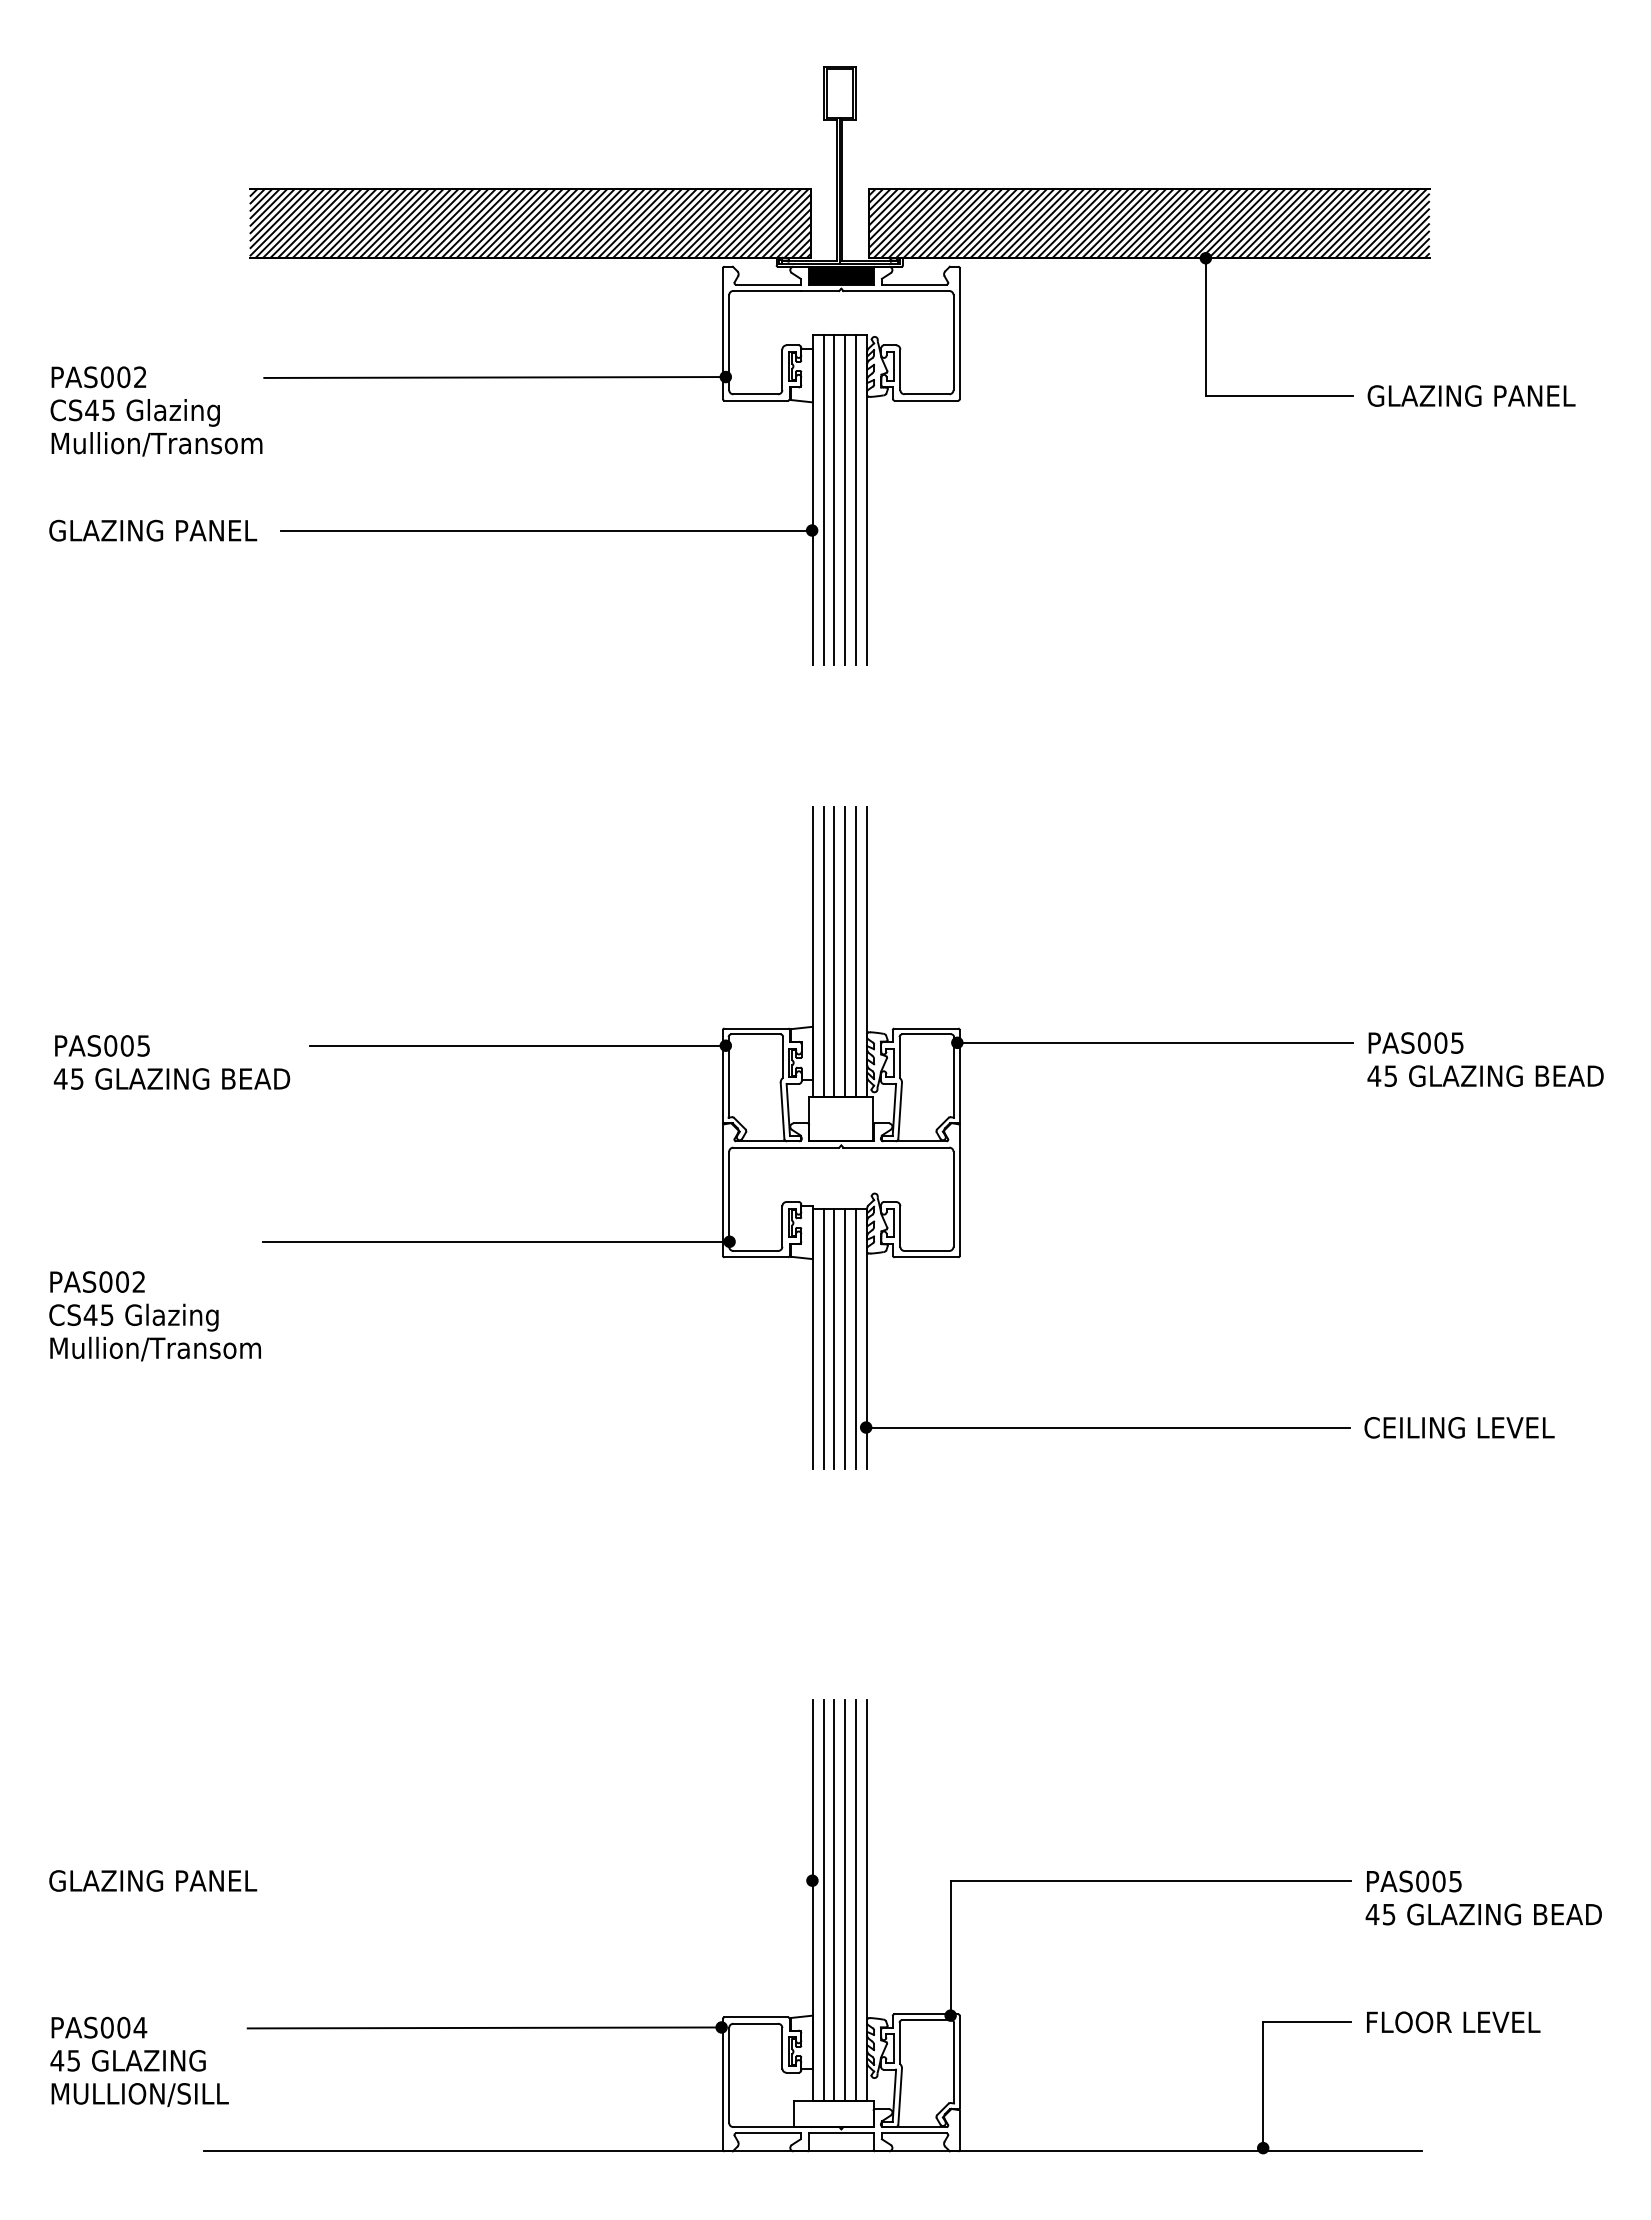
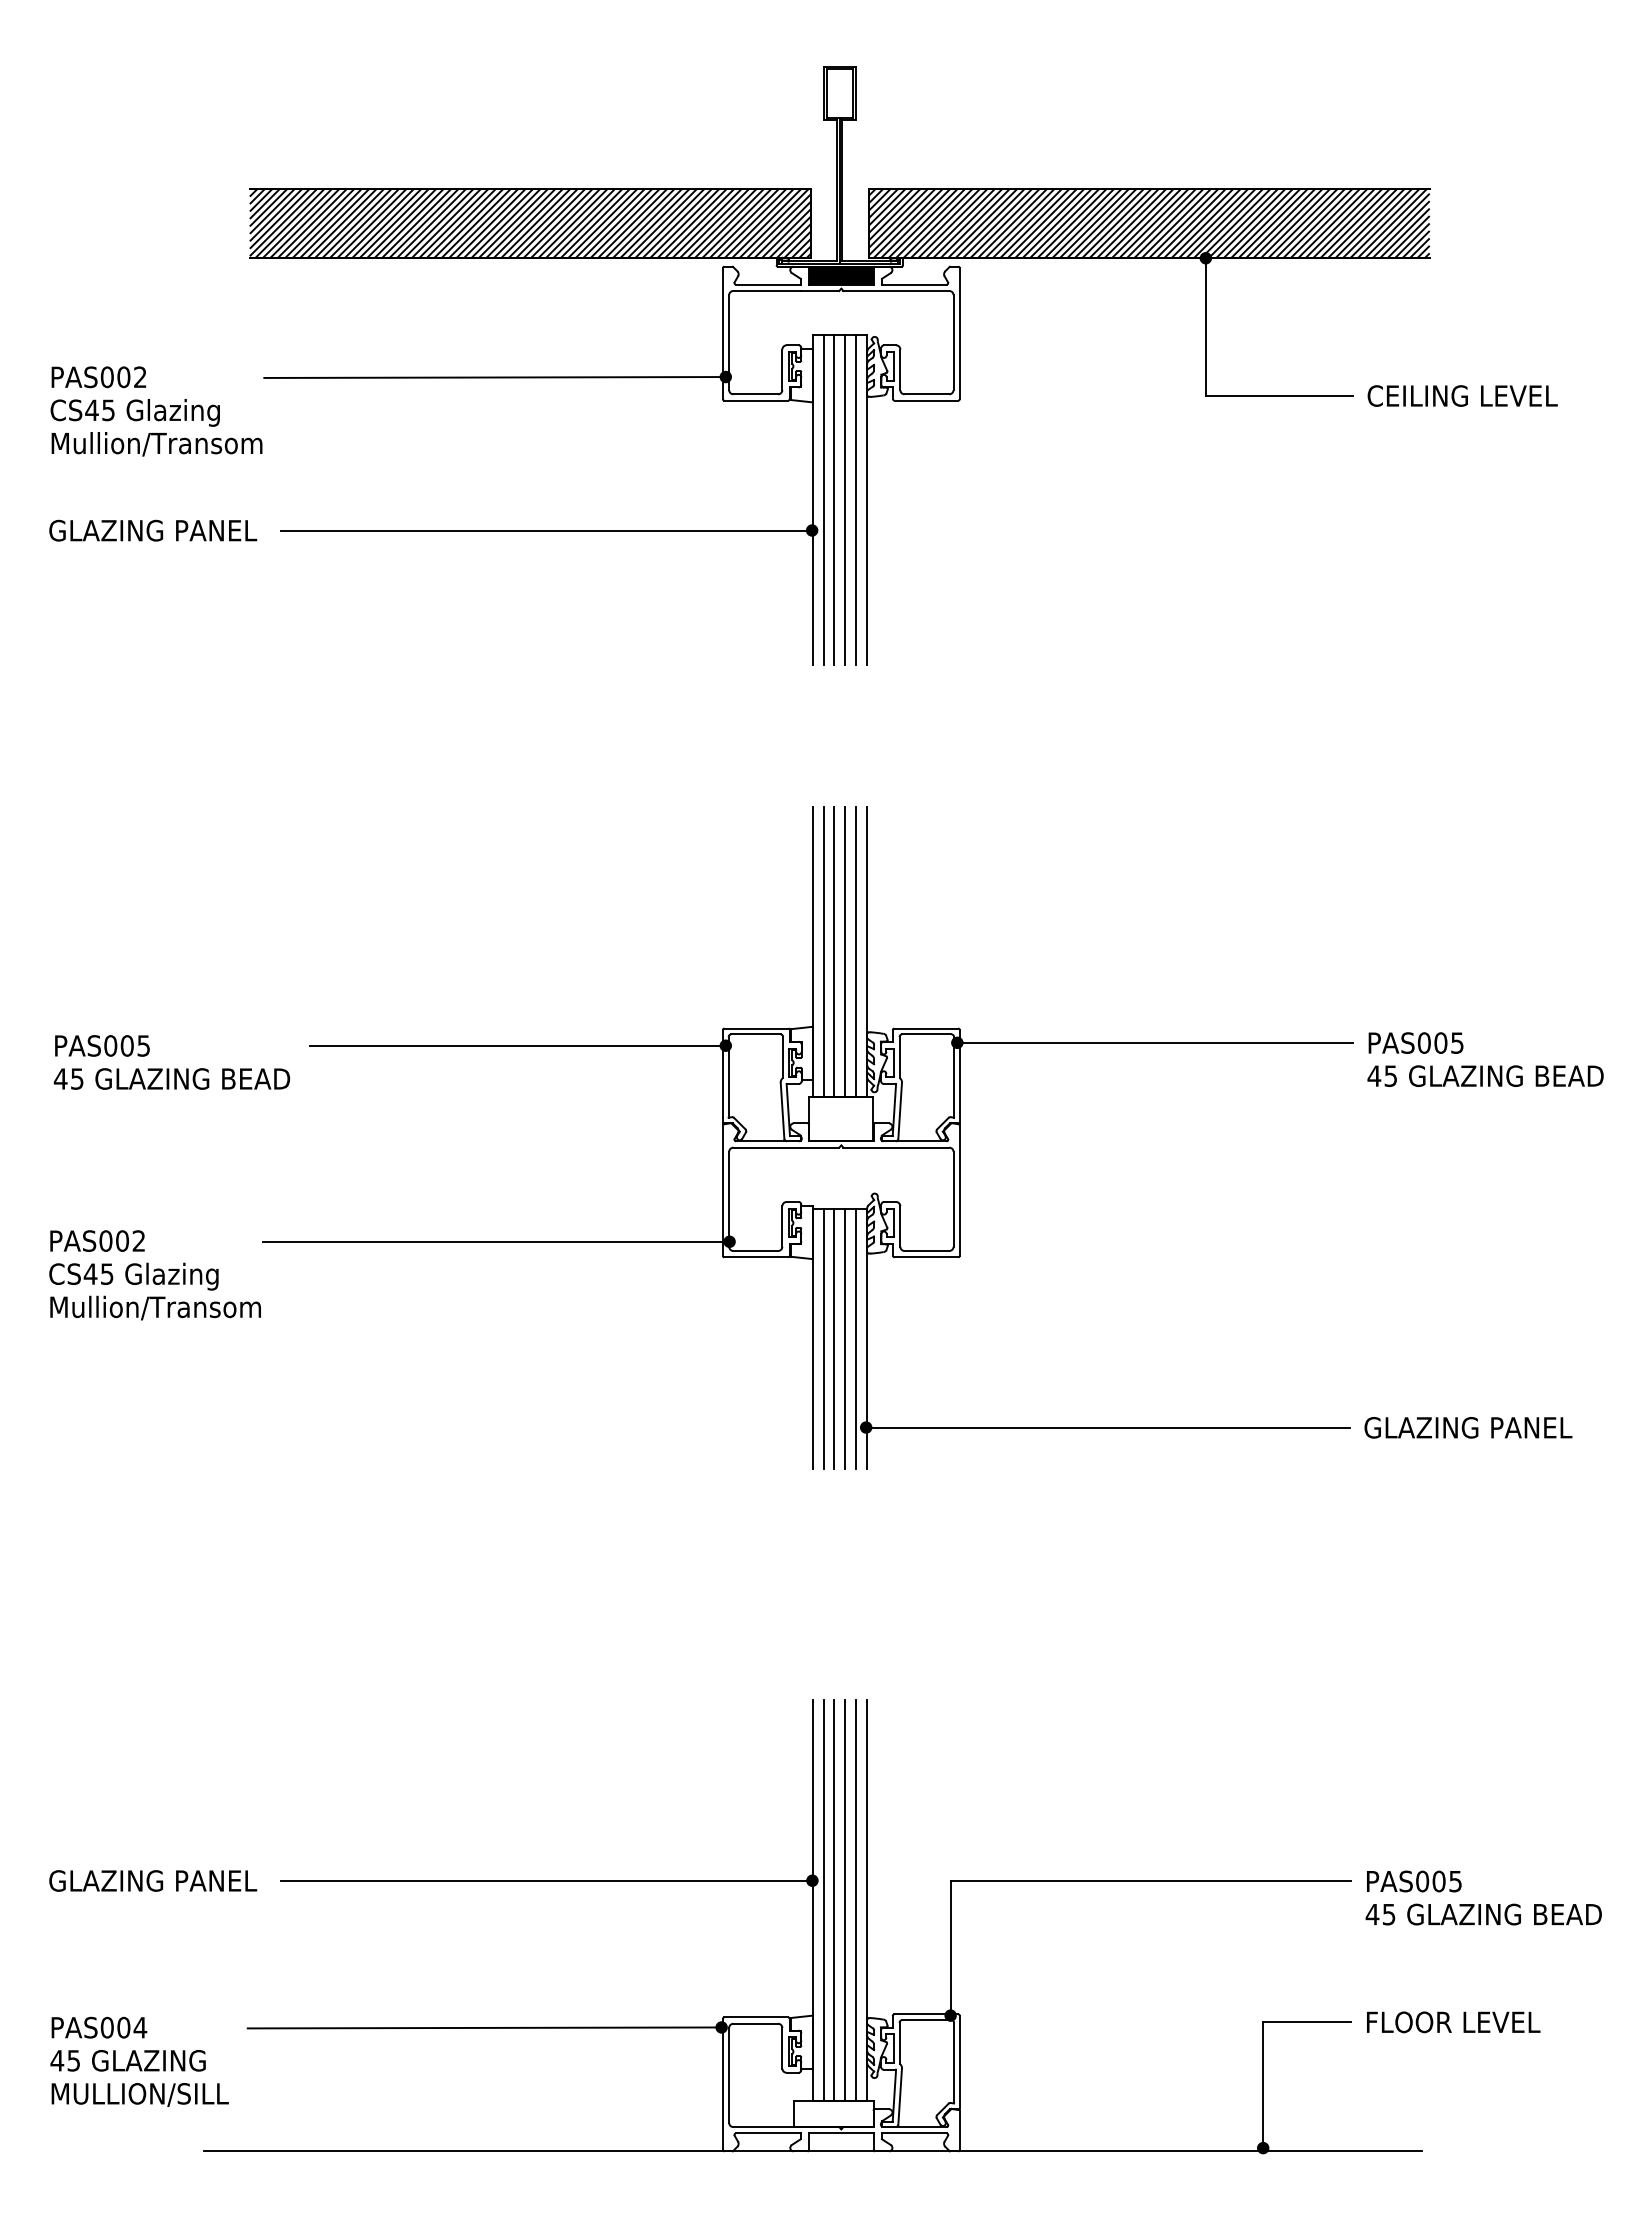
text: GLAZING PANEL -> CEILING LEVEL (1476, 395)
text position: (154, 1316) -> (154, 1275) (154, 1275)
text: CEILING LEVEL -> GLAZING PANEL (1473, 1427)
line: none -> present (546, 1880)
